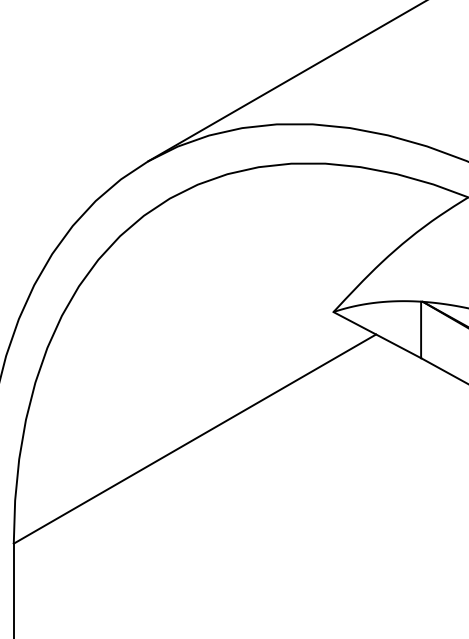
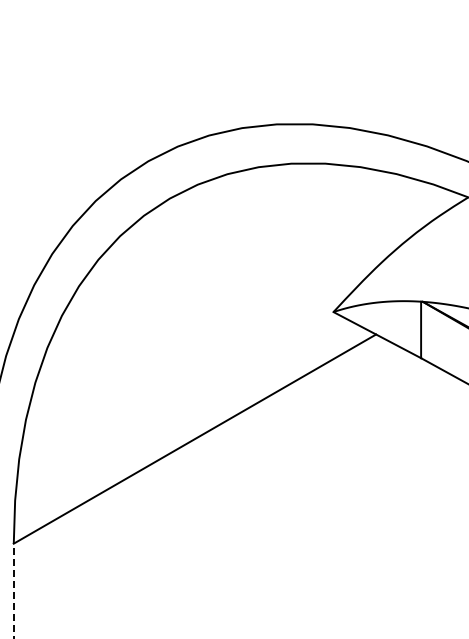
line: present -> none (286, 81)
line: solid -> dashed (13, 590)
